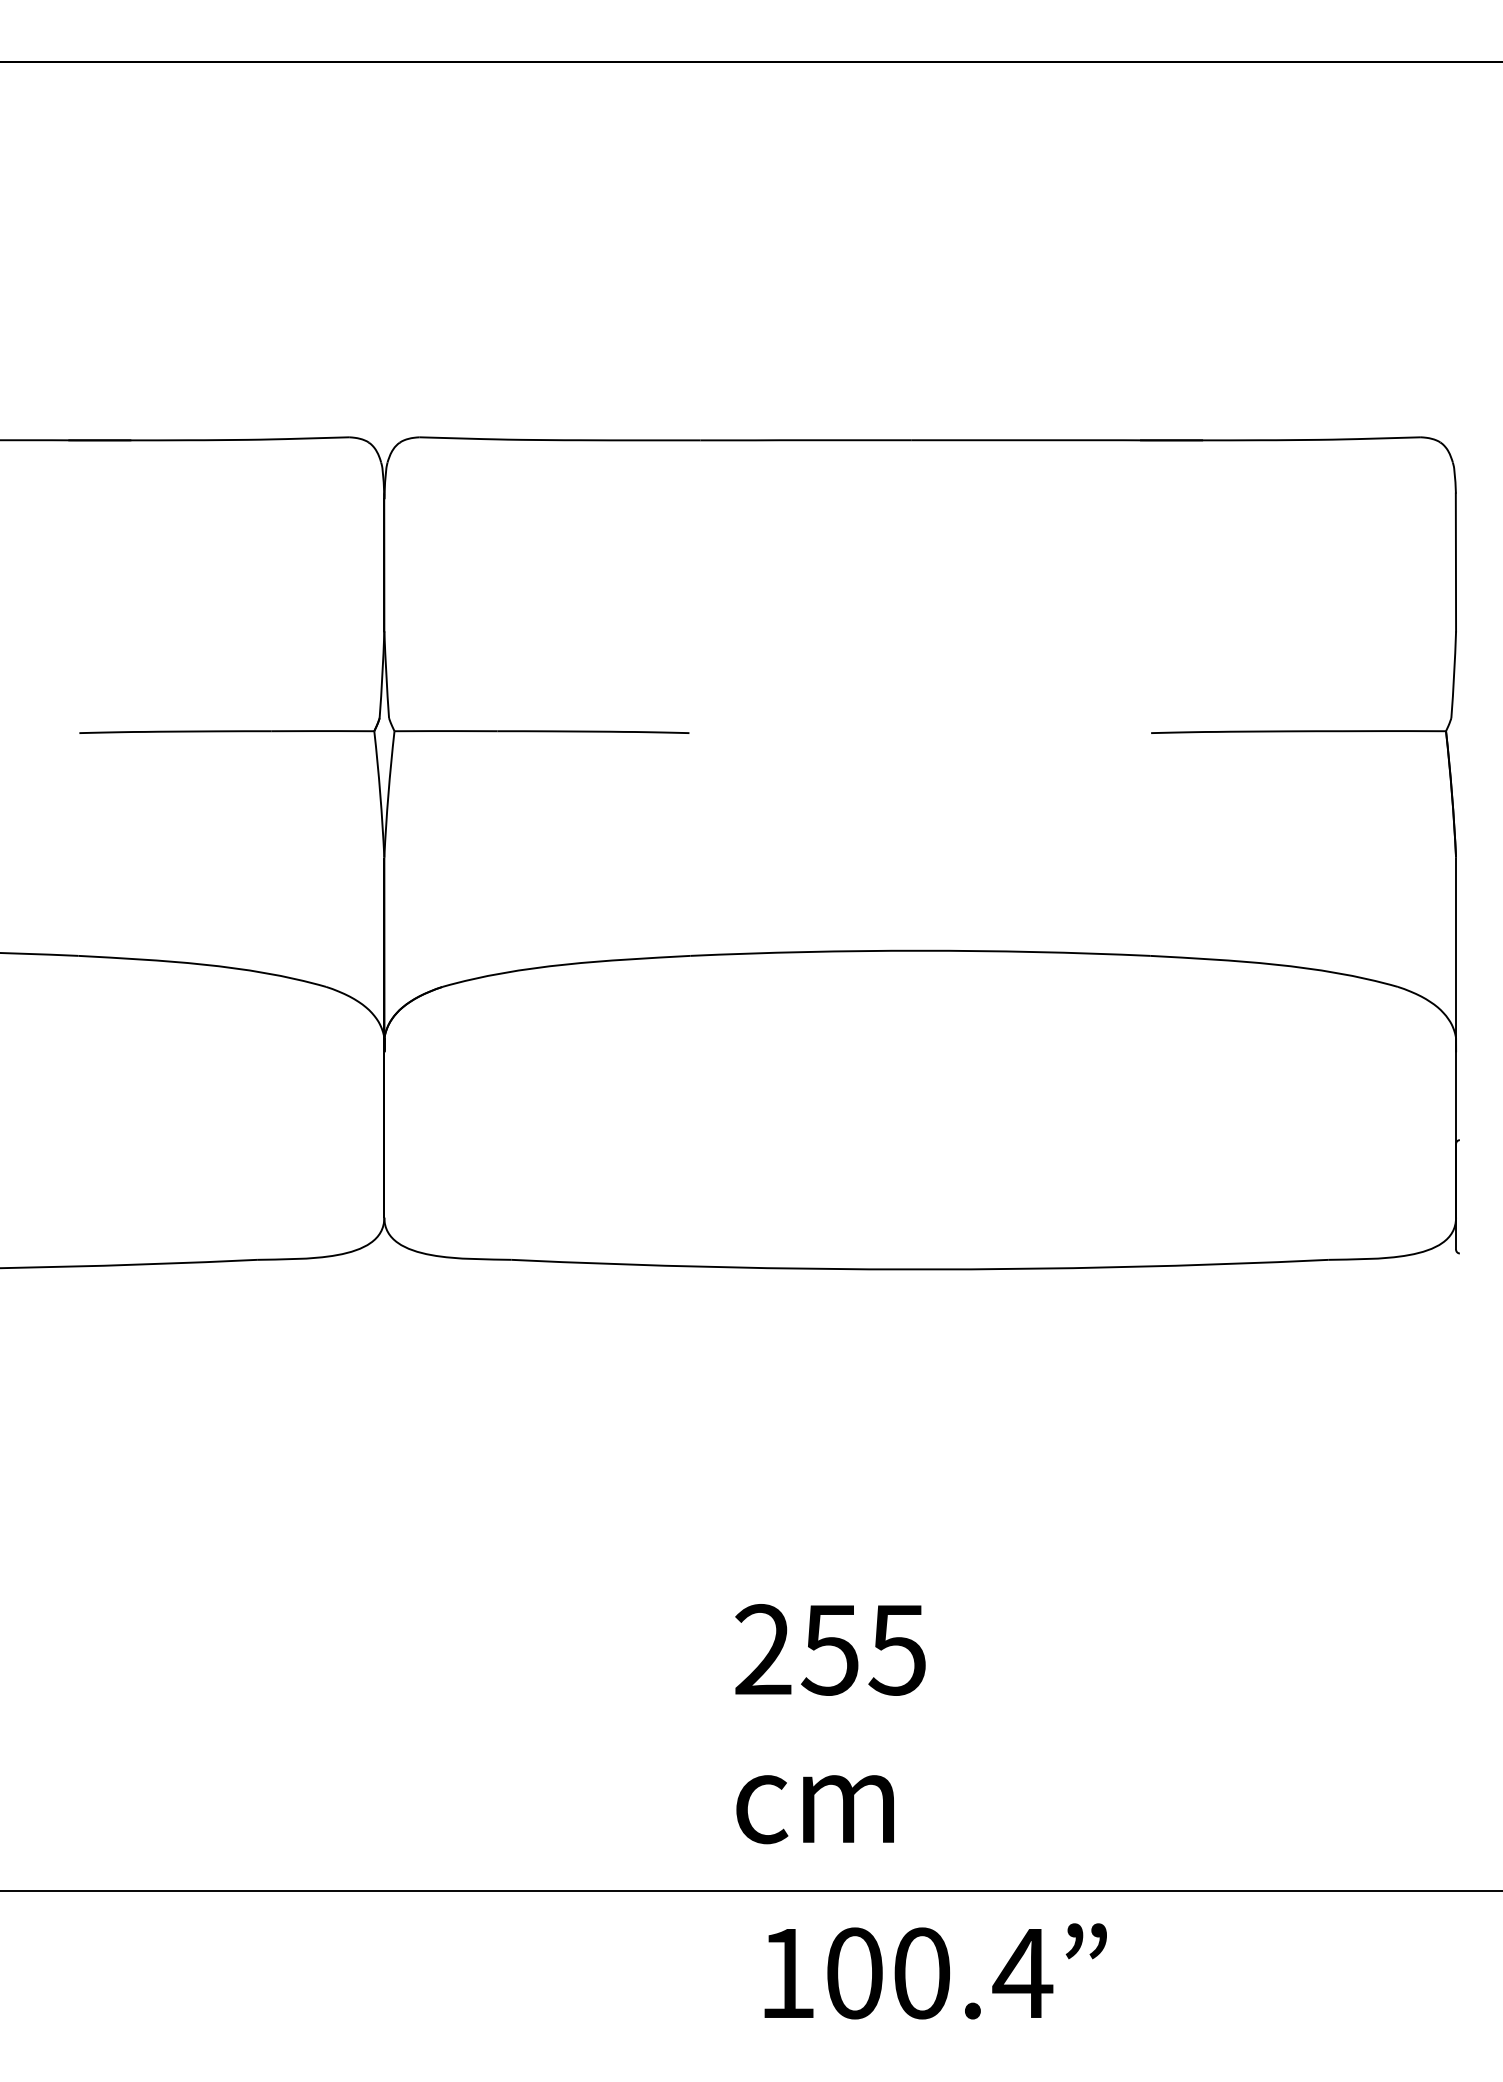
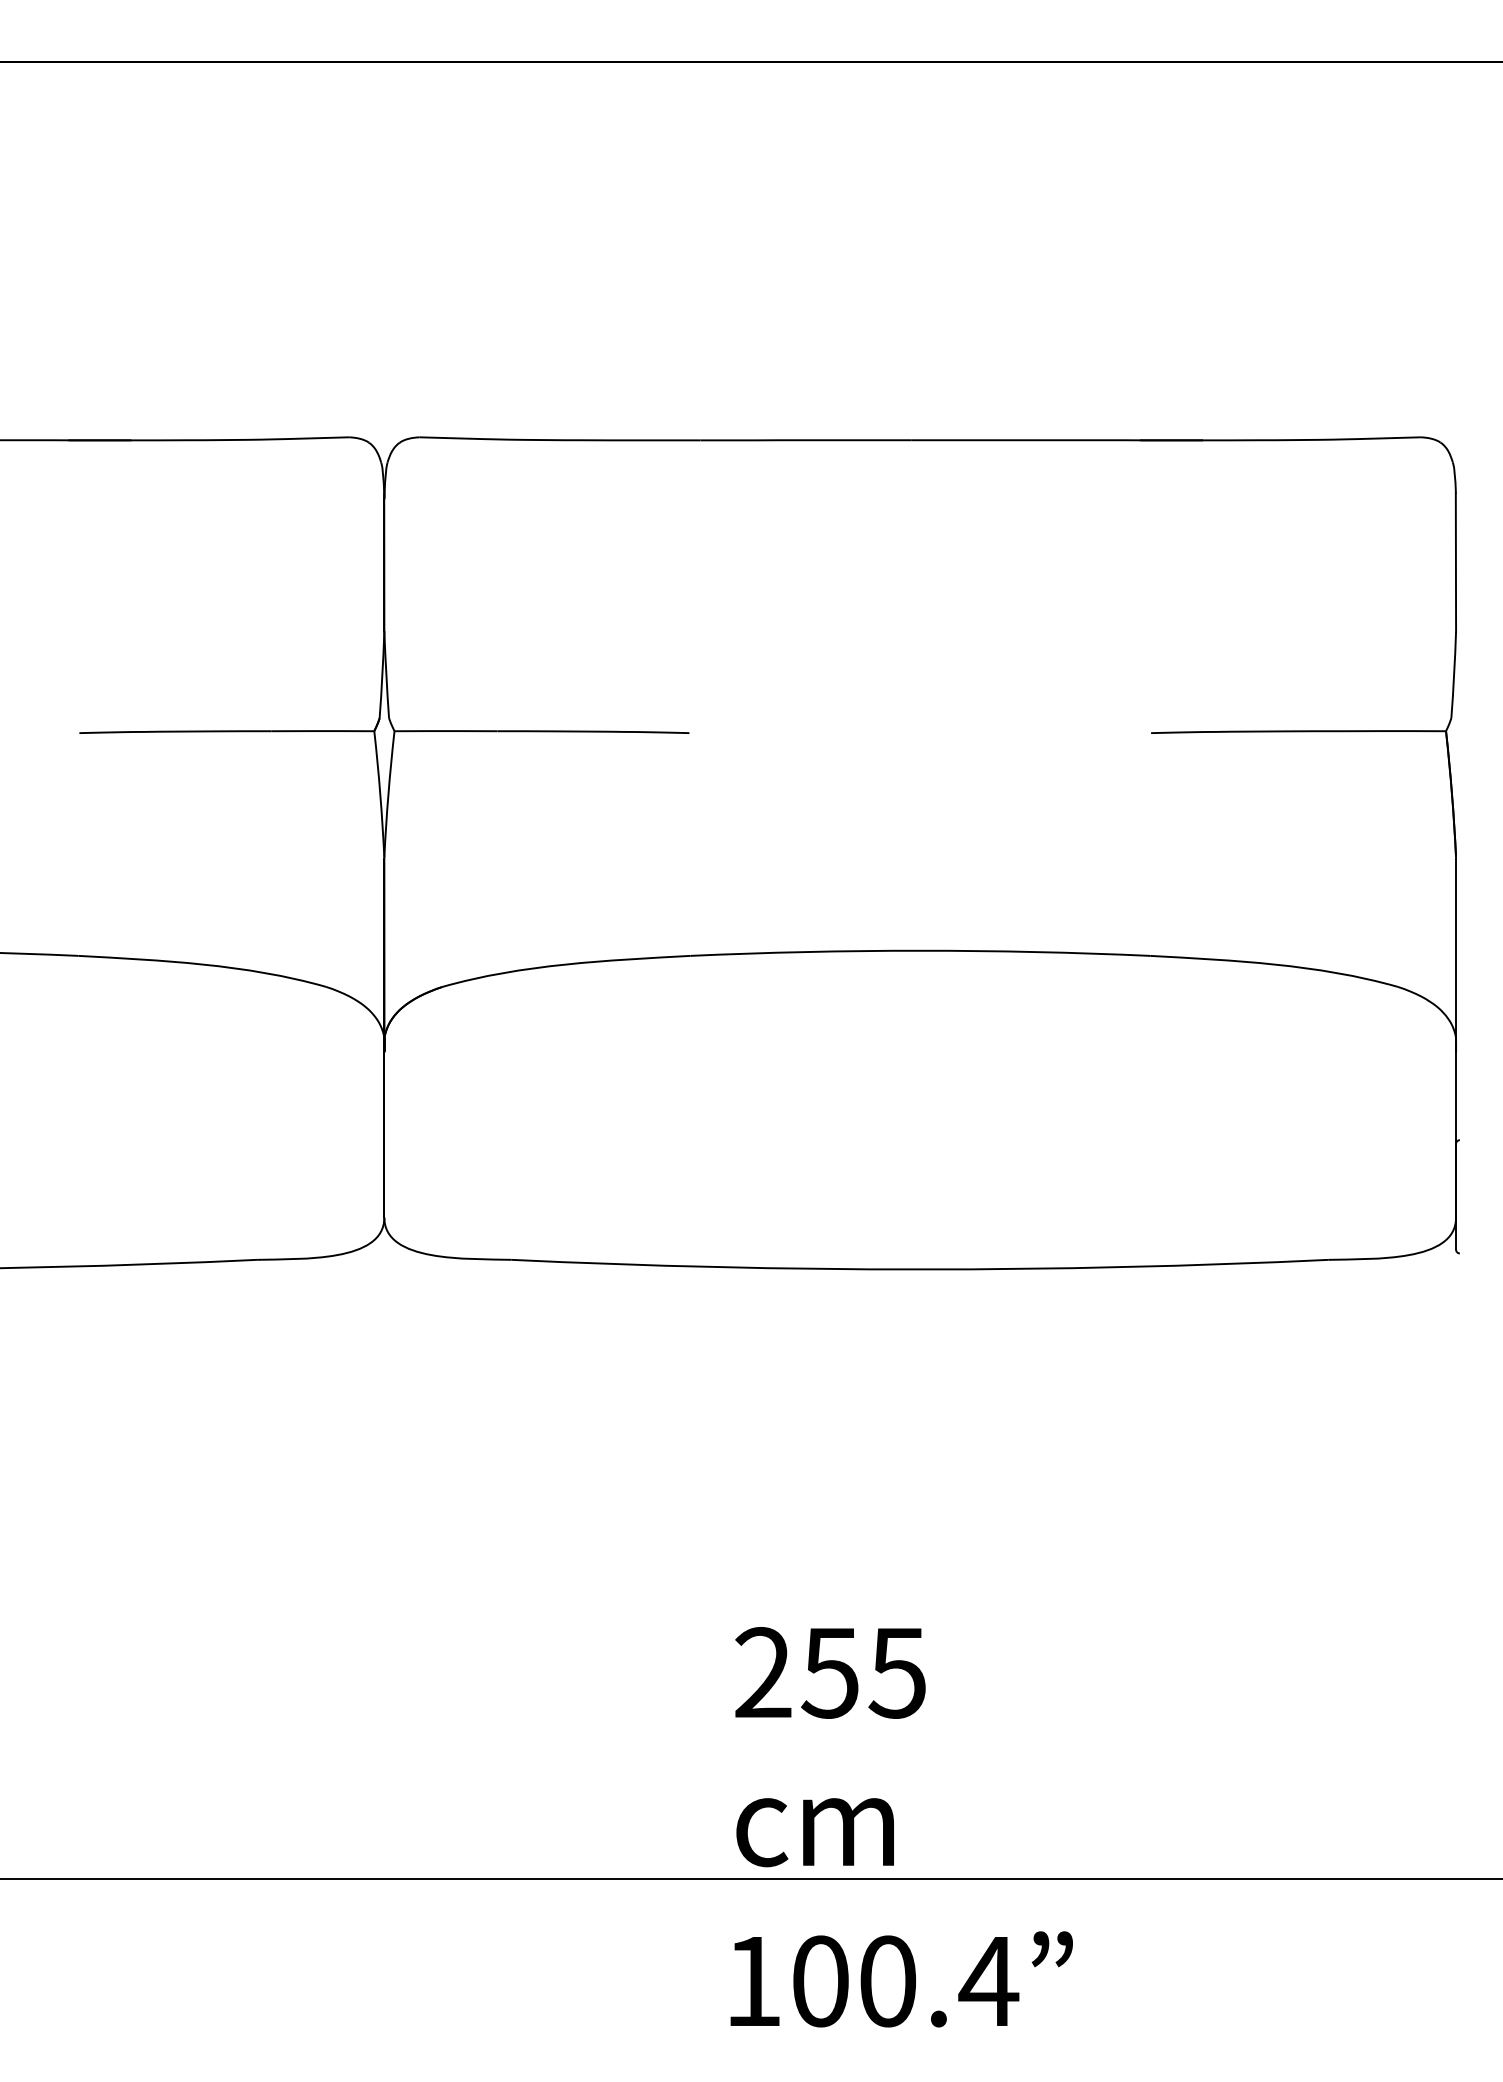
text position: (830, 1724) -> (830, 1747) (830, 1747)
line position: (750, 1891) -> (750, 1879) (750, 1879)
text position: (935, 1971) -> (901, 1979) (901, 1979)
